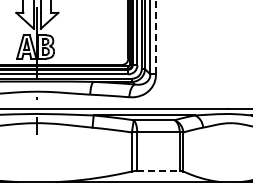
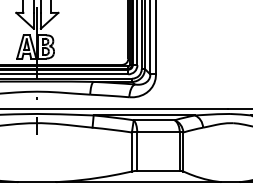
line: dashed -> solid (156, 37)
line: dashed -> solid (159, 170)
